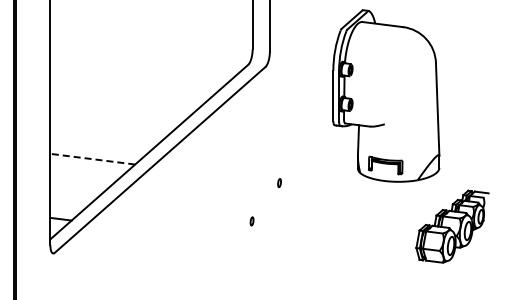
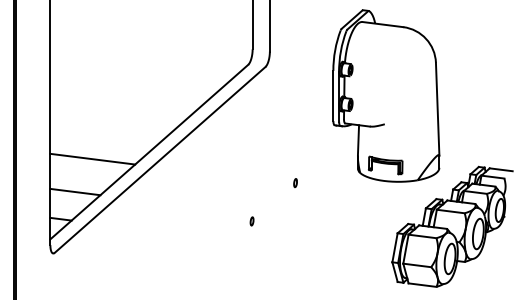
line: dashed -> solid (92, 159)
part position: (279, 182) -> (295, 182) (295, 182)
line: none -> present (75, 191)
part size: 75x75 px -> 123x123 px (452, 226)
